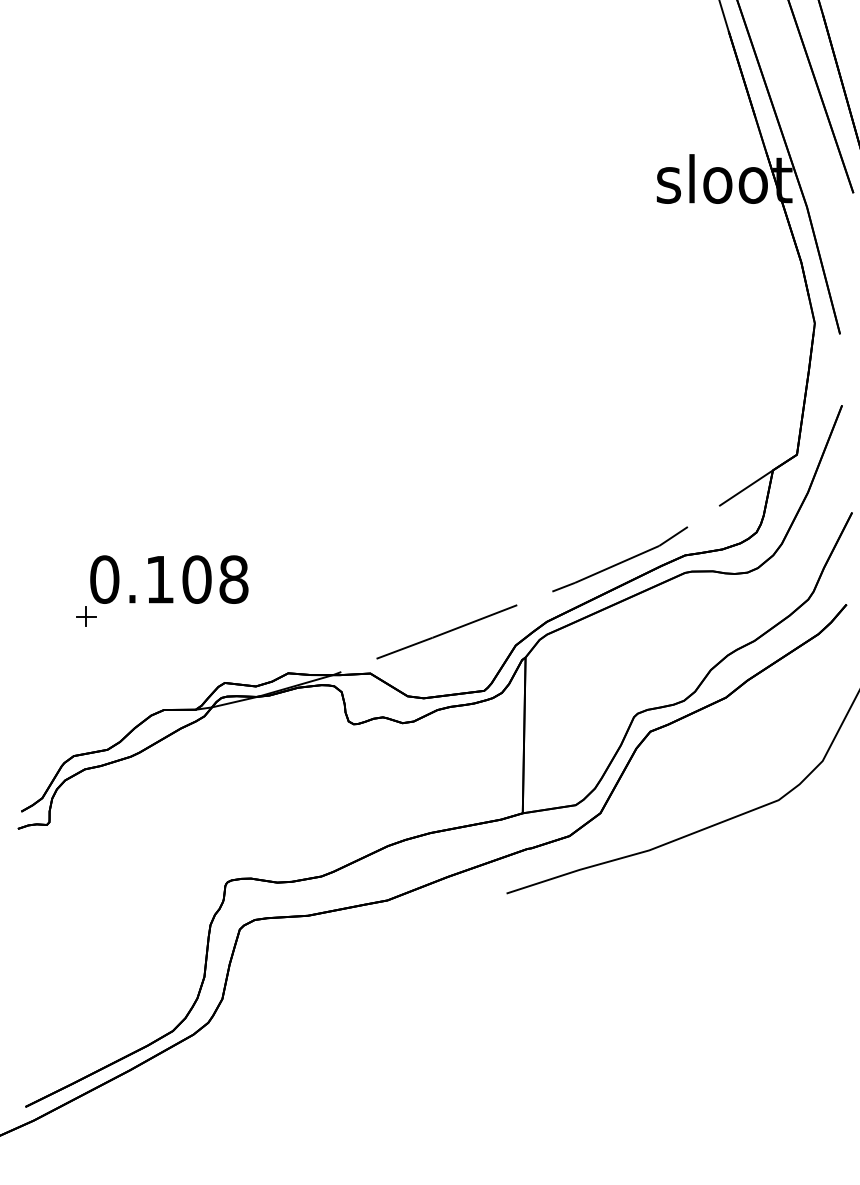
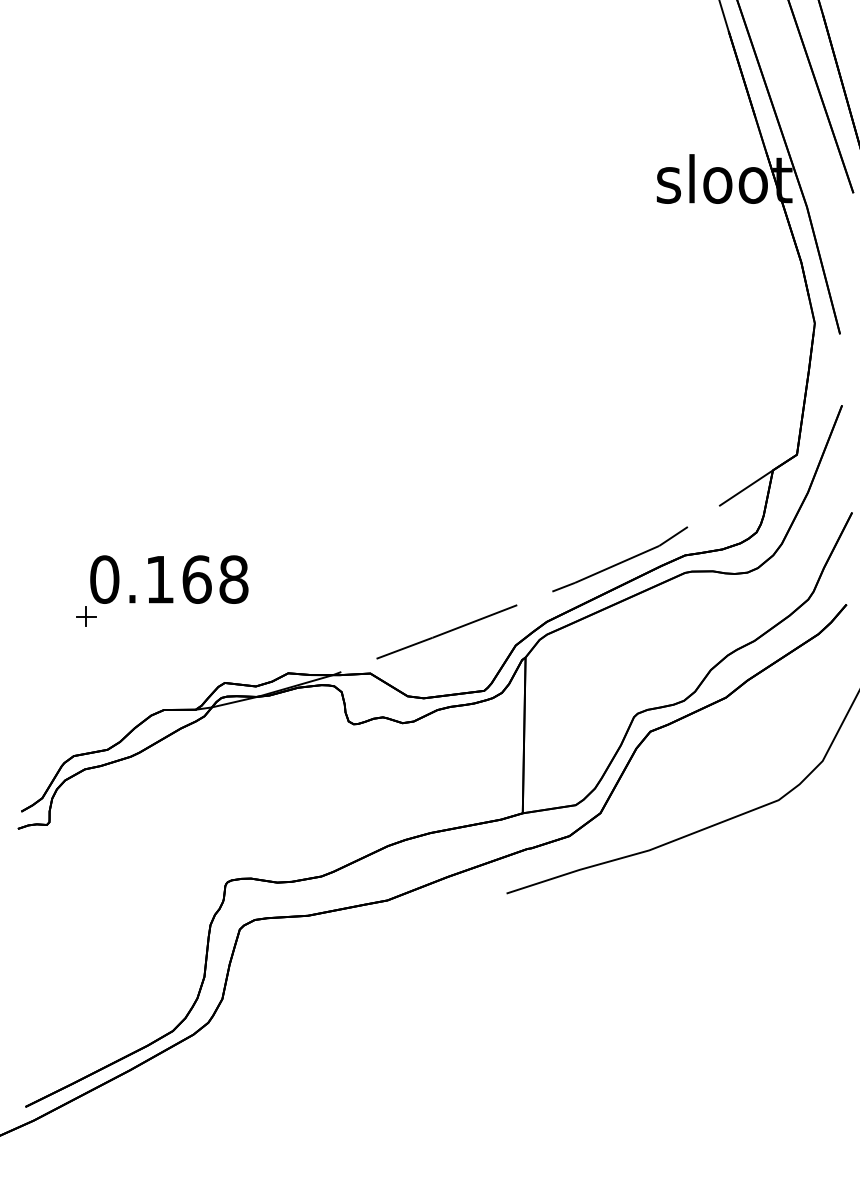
text: 0.108 -> 0.168 (196, 579)
